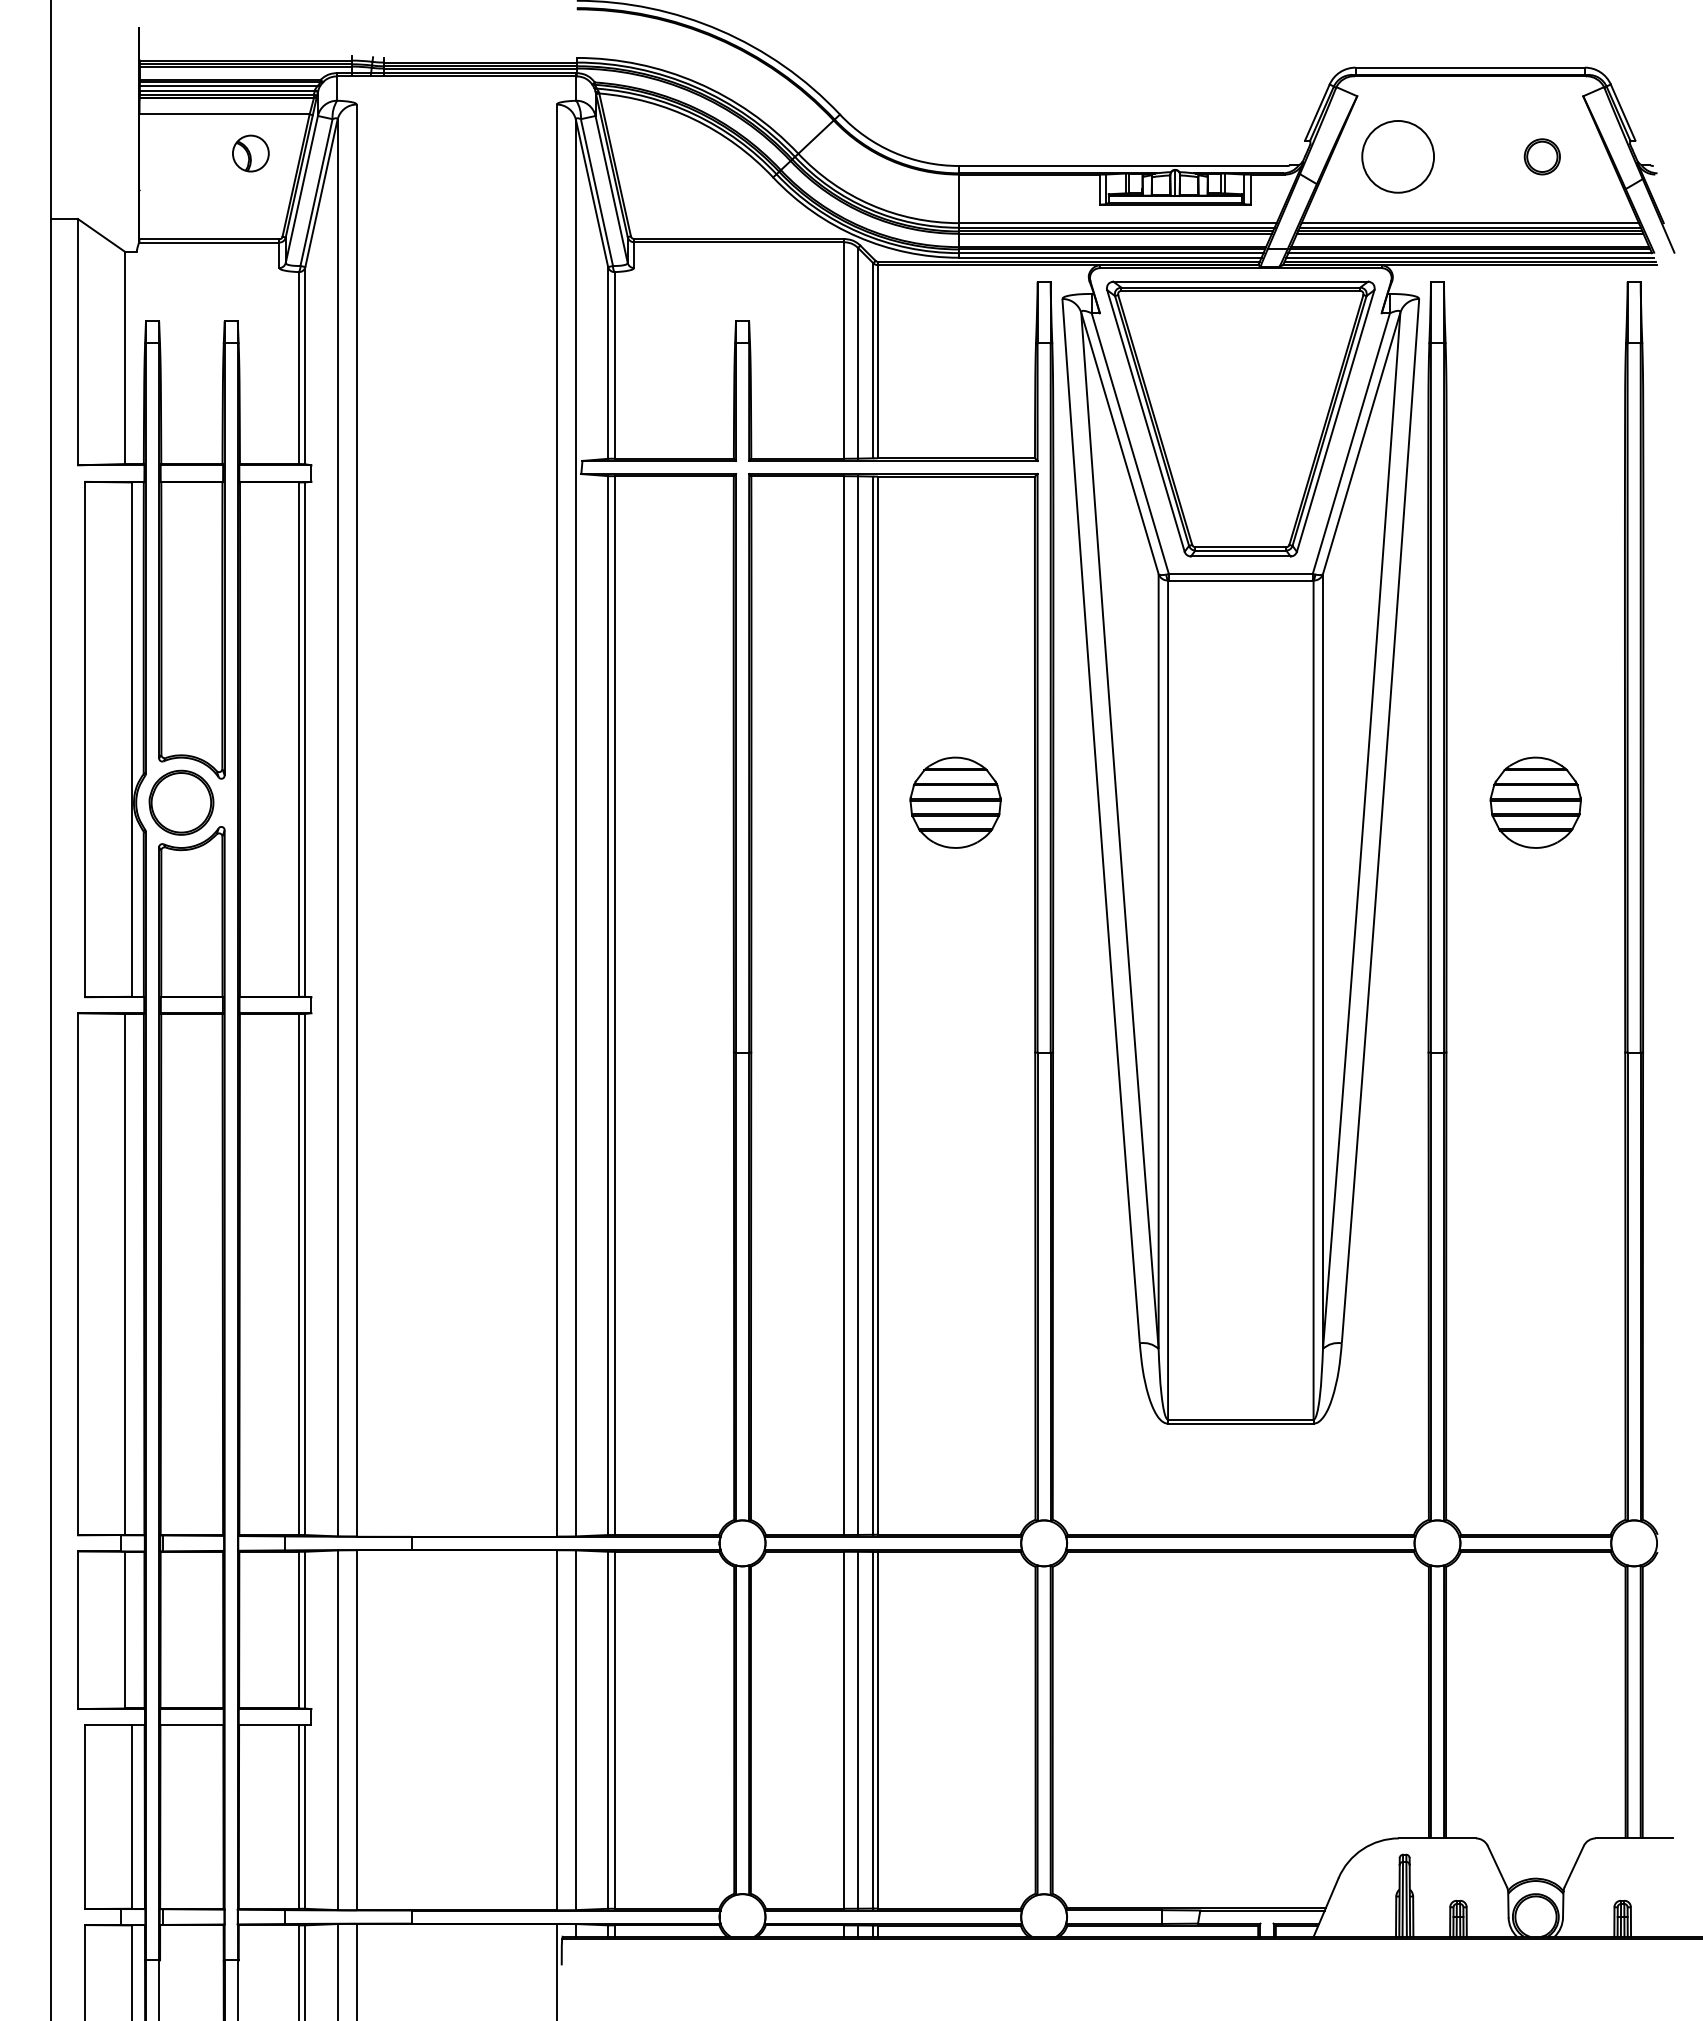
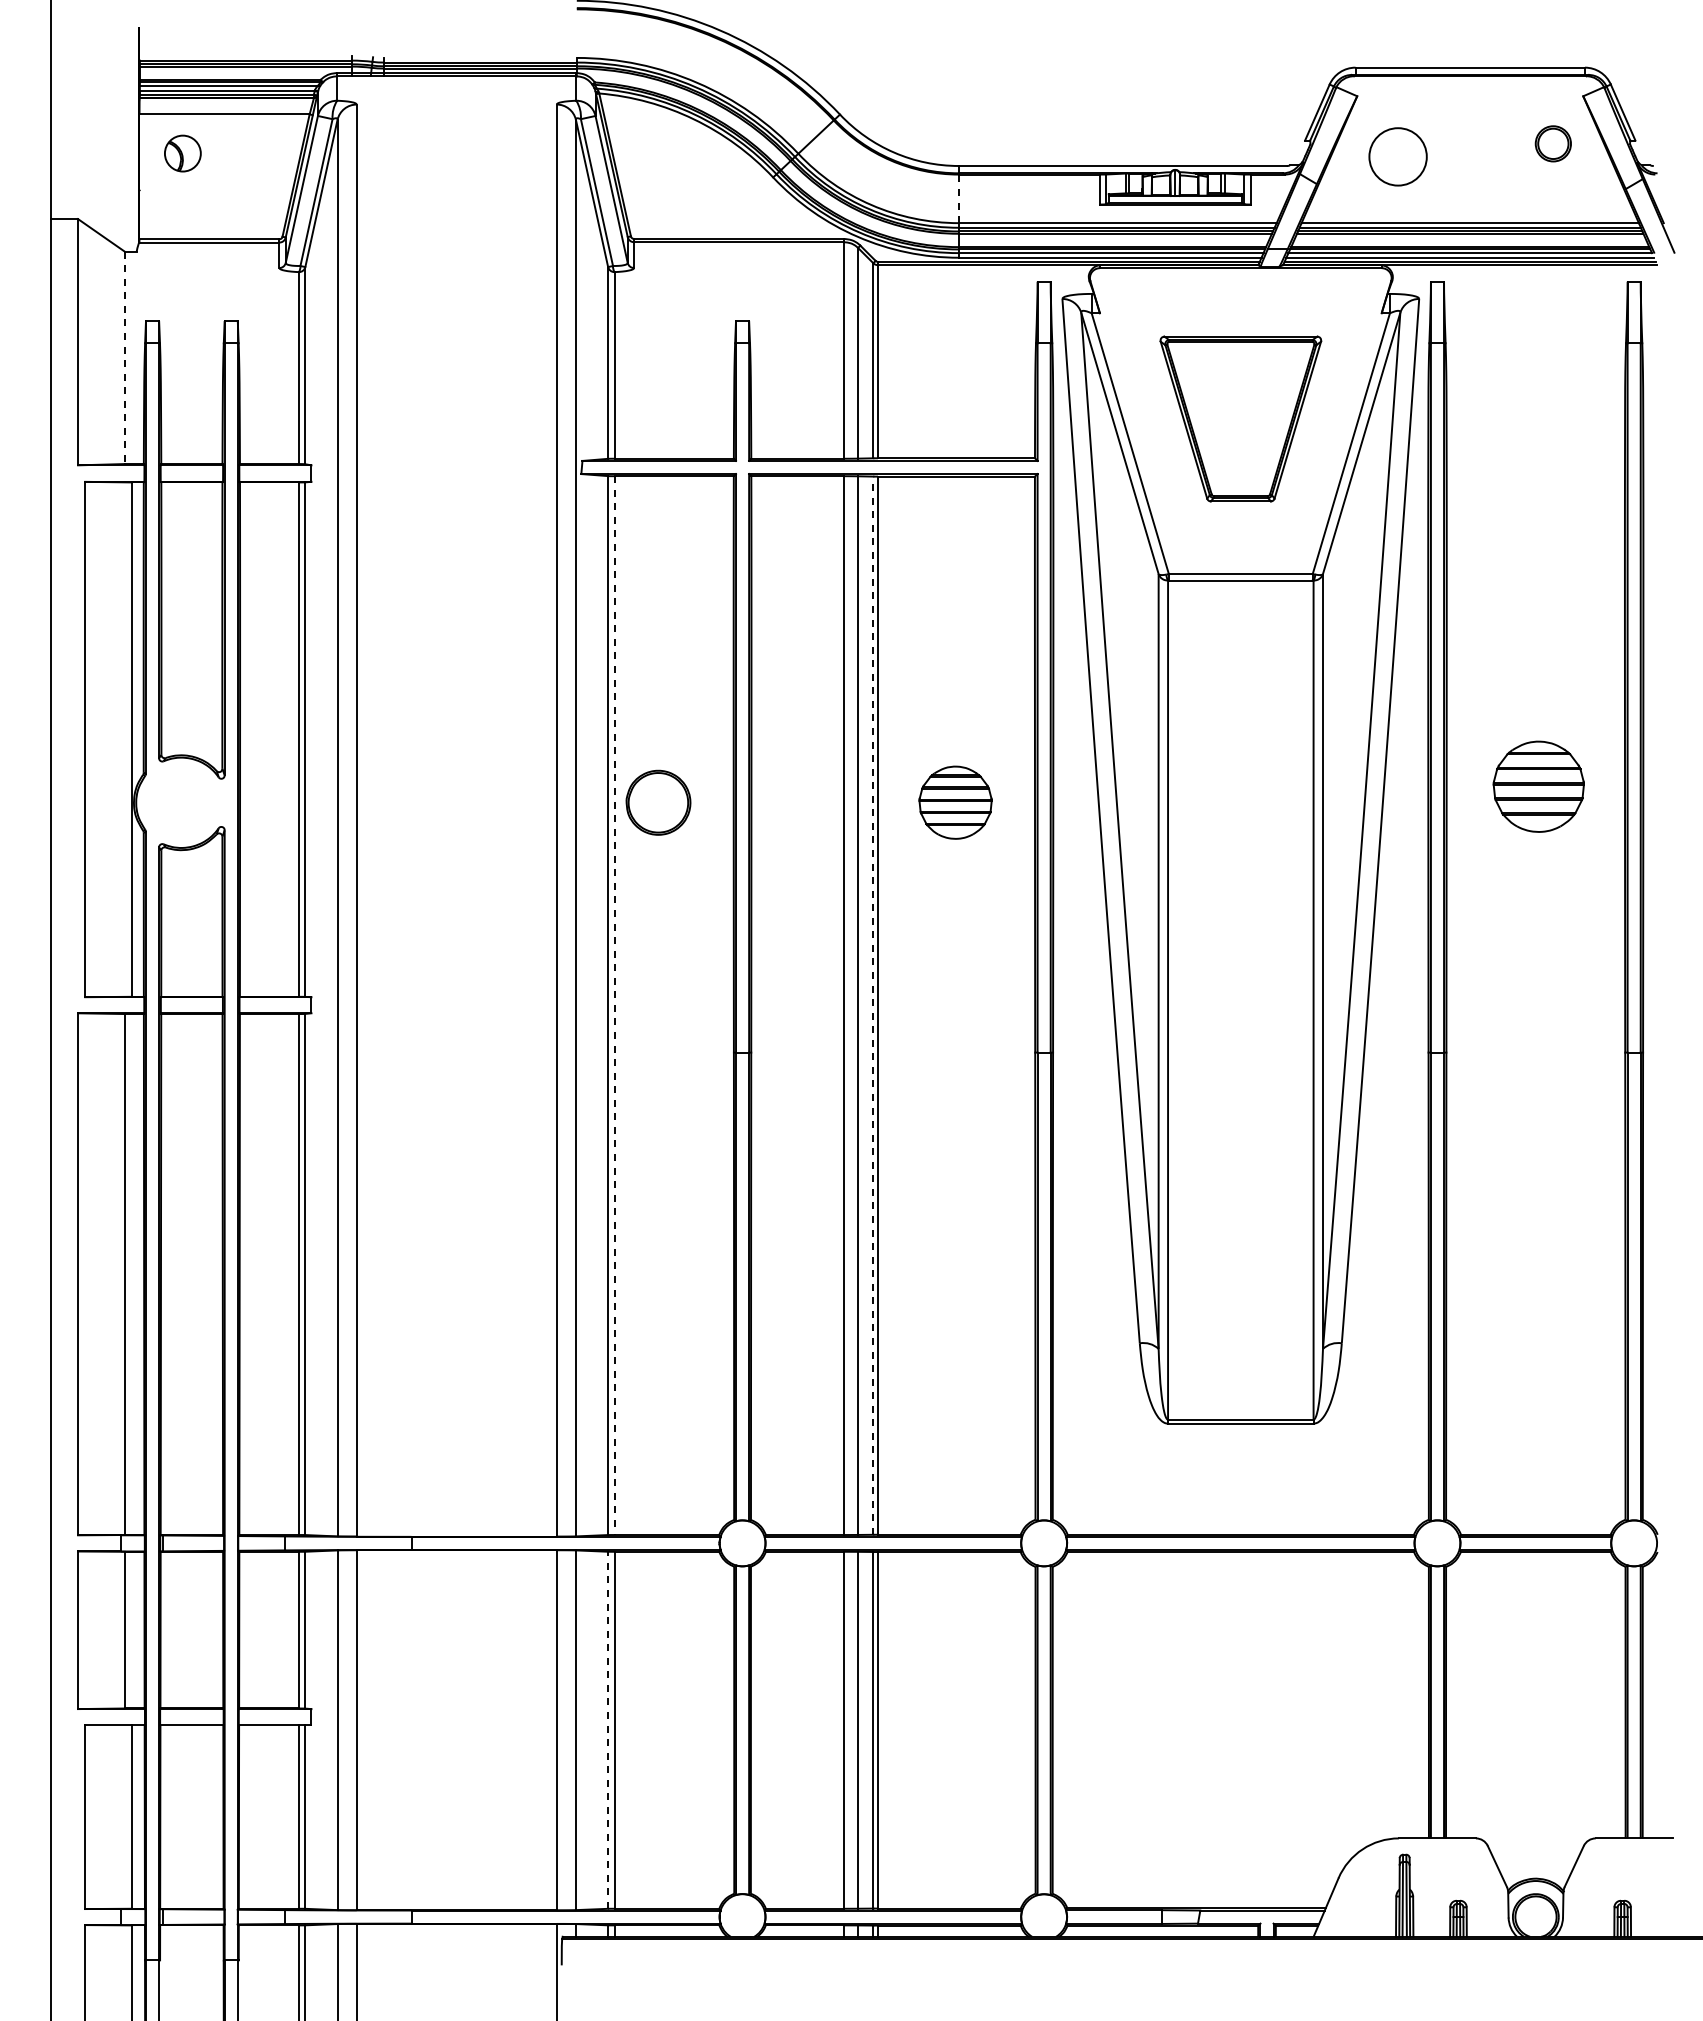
part position: (250, 153) -> (182, 153) (182, 153)
circle size: 74x74 px -> 60x60 px (1397, 156)
part position: (1541, 156) -> (1552, 143) (1552, 143)
line: solid -> dashed (958, 198)
line: solid -> dashed (124, 358)
part size: 270x278 px -> 164x168 px (1240, 418)
part position: (181, 802) -> (658, 802) (658, 802)
part size: 93x93 px -> 75x75 px (955, 802)
part position: (1535, 802) -> (1538, 786) (1538, 786)
line: solid -> dashed (873, 1005)
line: solid -> dashed (614, 1006)
line: solid -> dashed (608, 1730)
